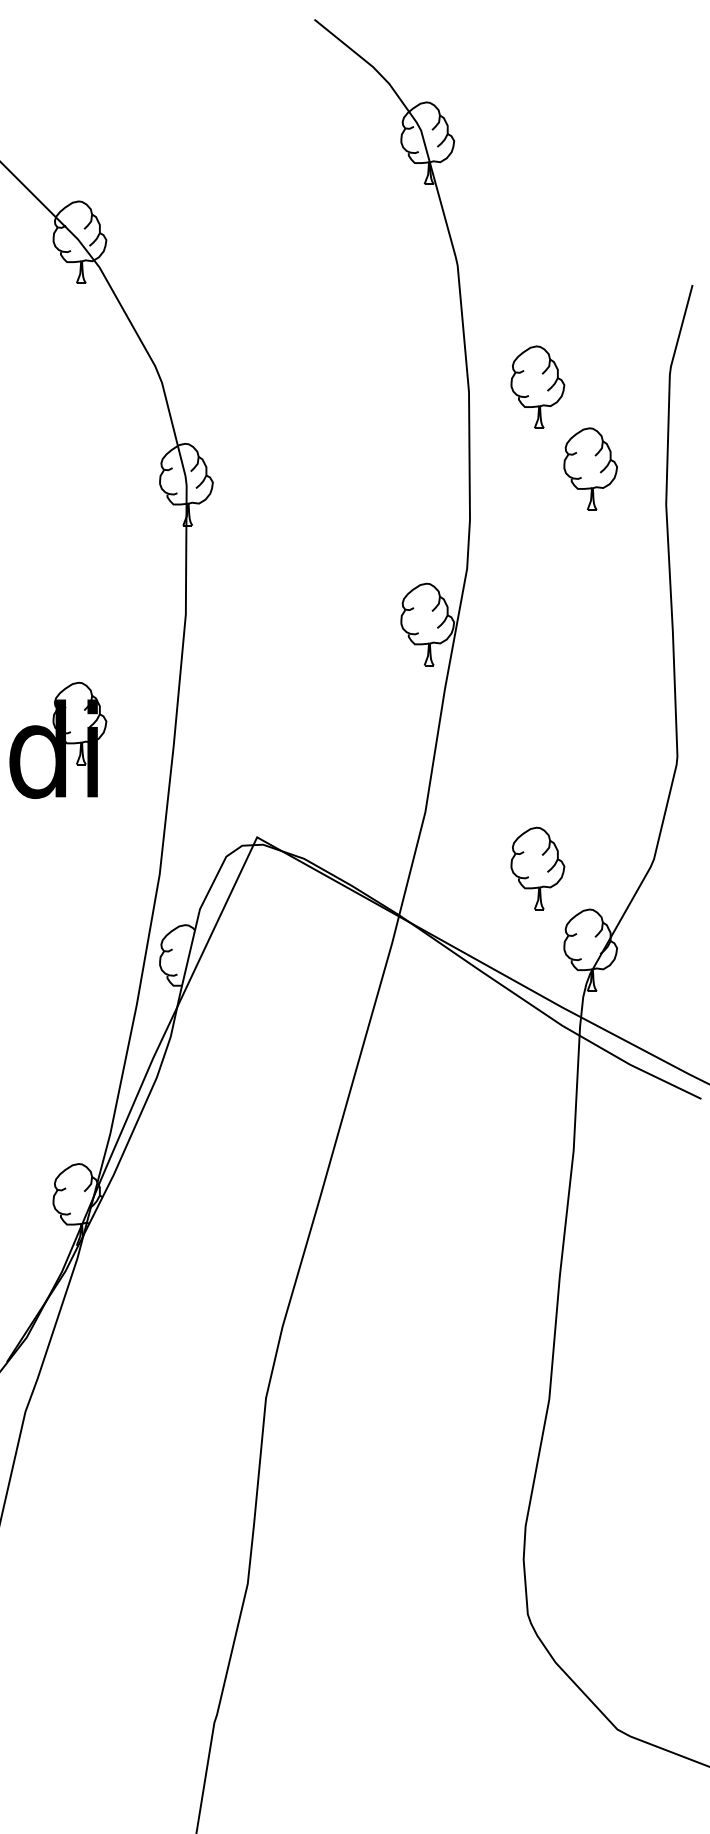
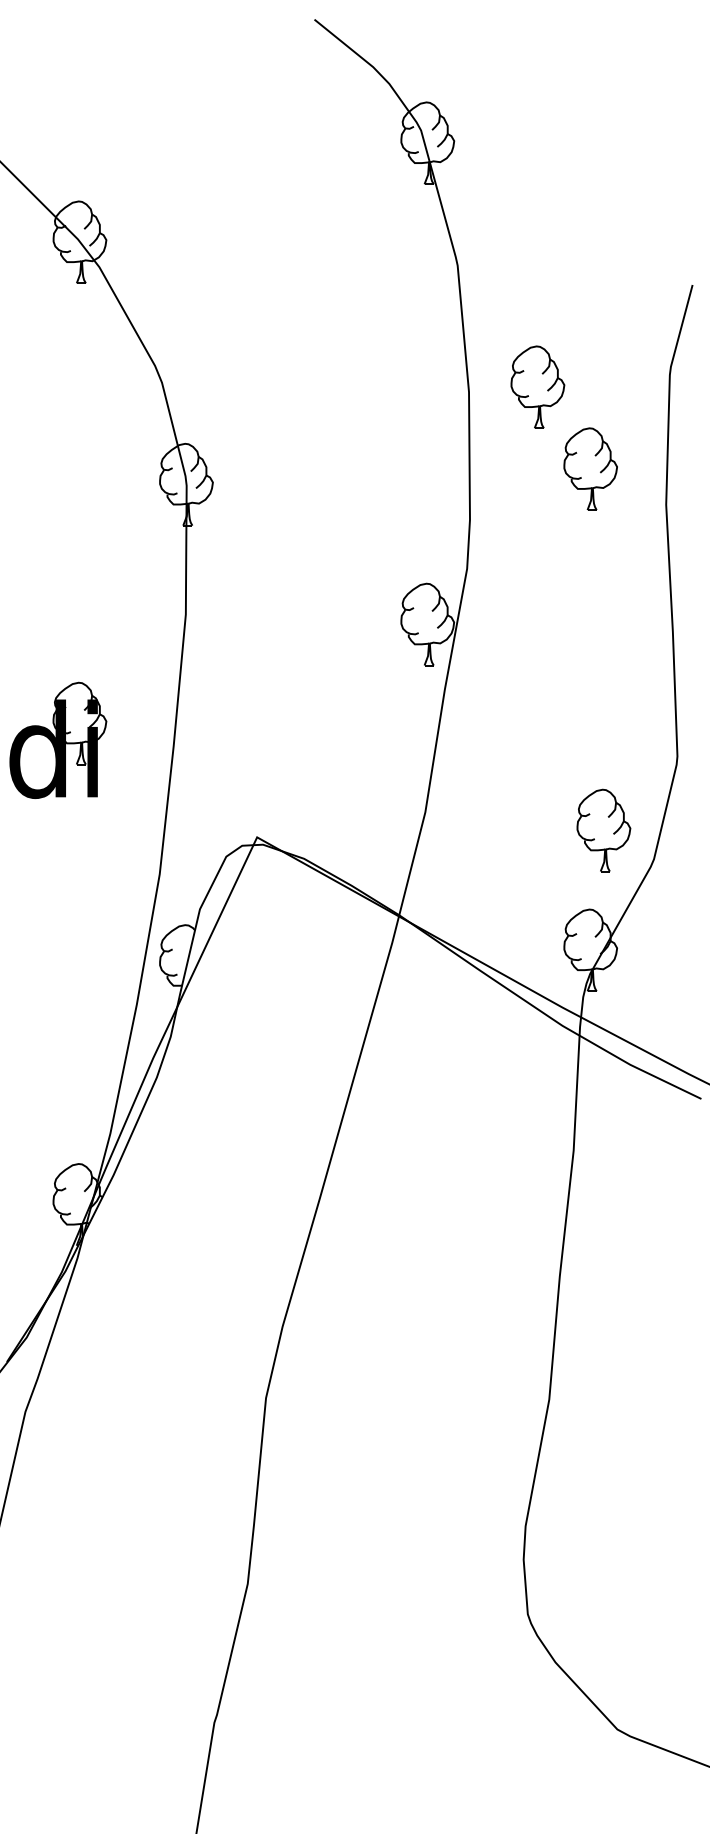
part position: (537, 868) -> (603, 830) (603, 830)
